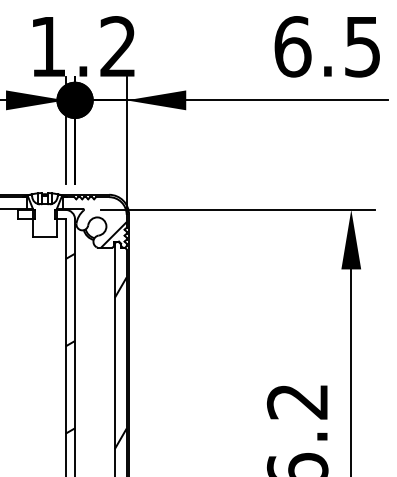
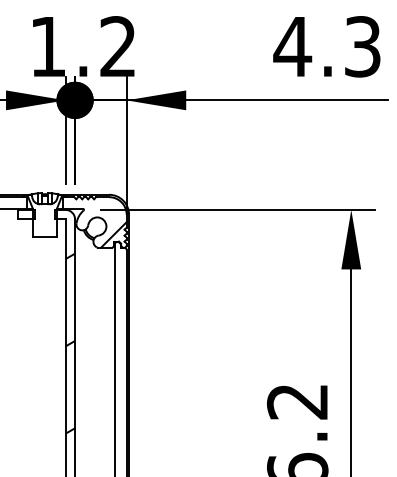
text: 6.5 -> 4.3 (326, 46)
hatch: present -> none (120, 363)
